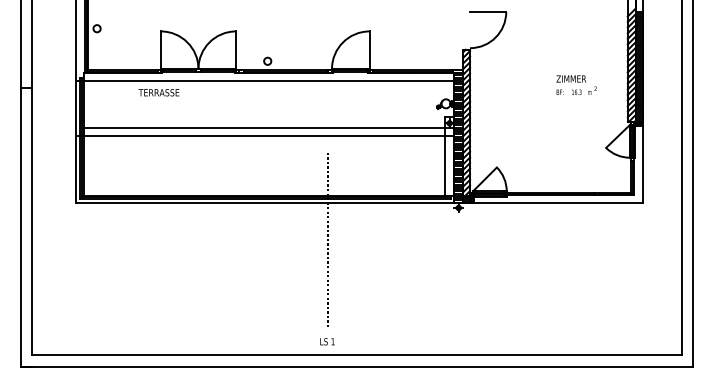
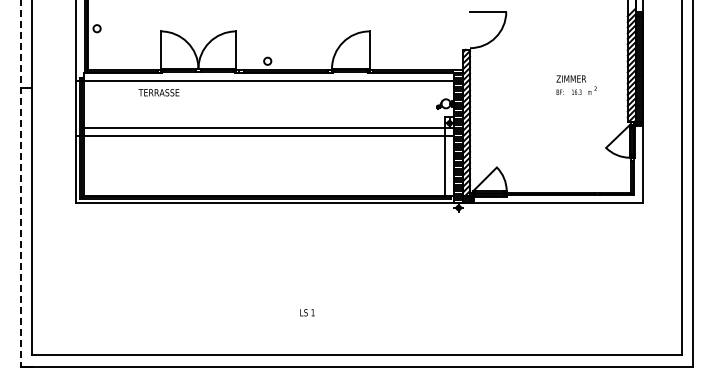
line: solid -> dashed (21, 183)
line: present -> none (327, 240)
text position: (327, 341) -> (307, 312) (307, 312)
